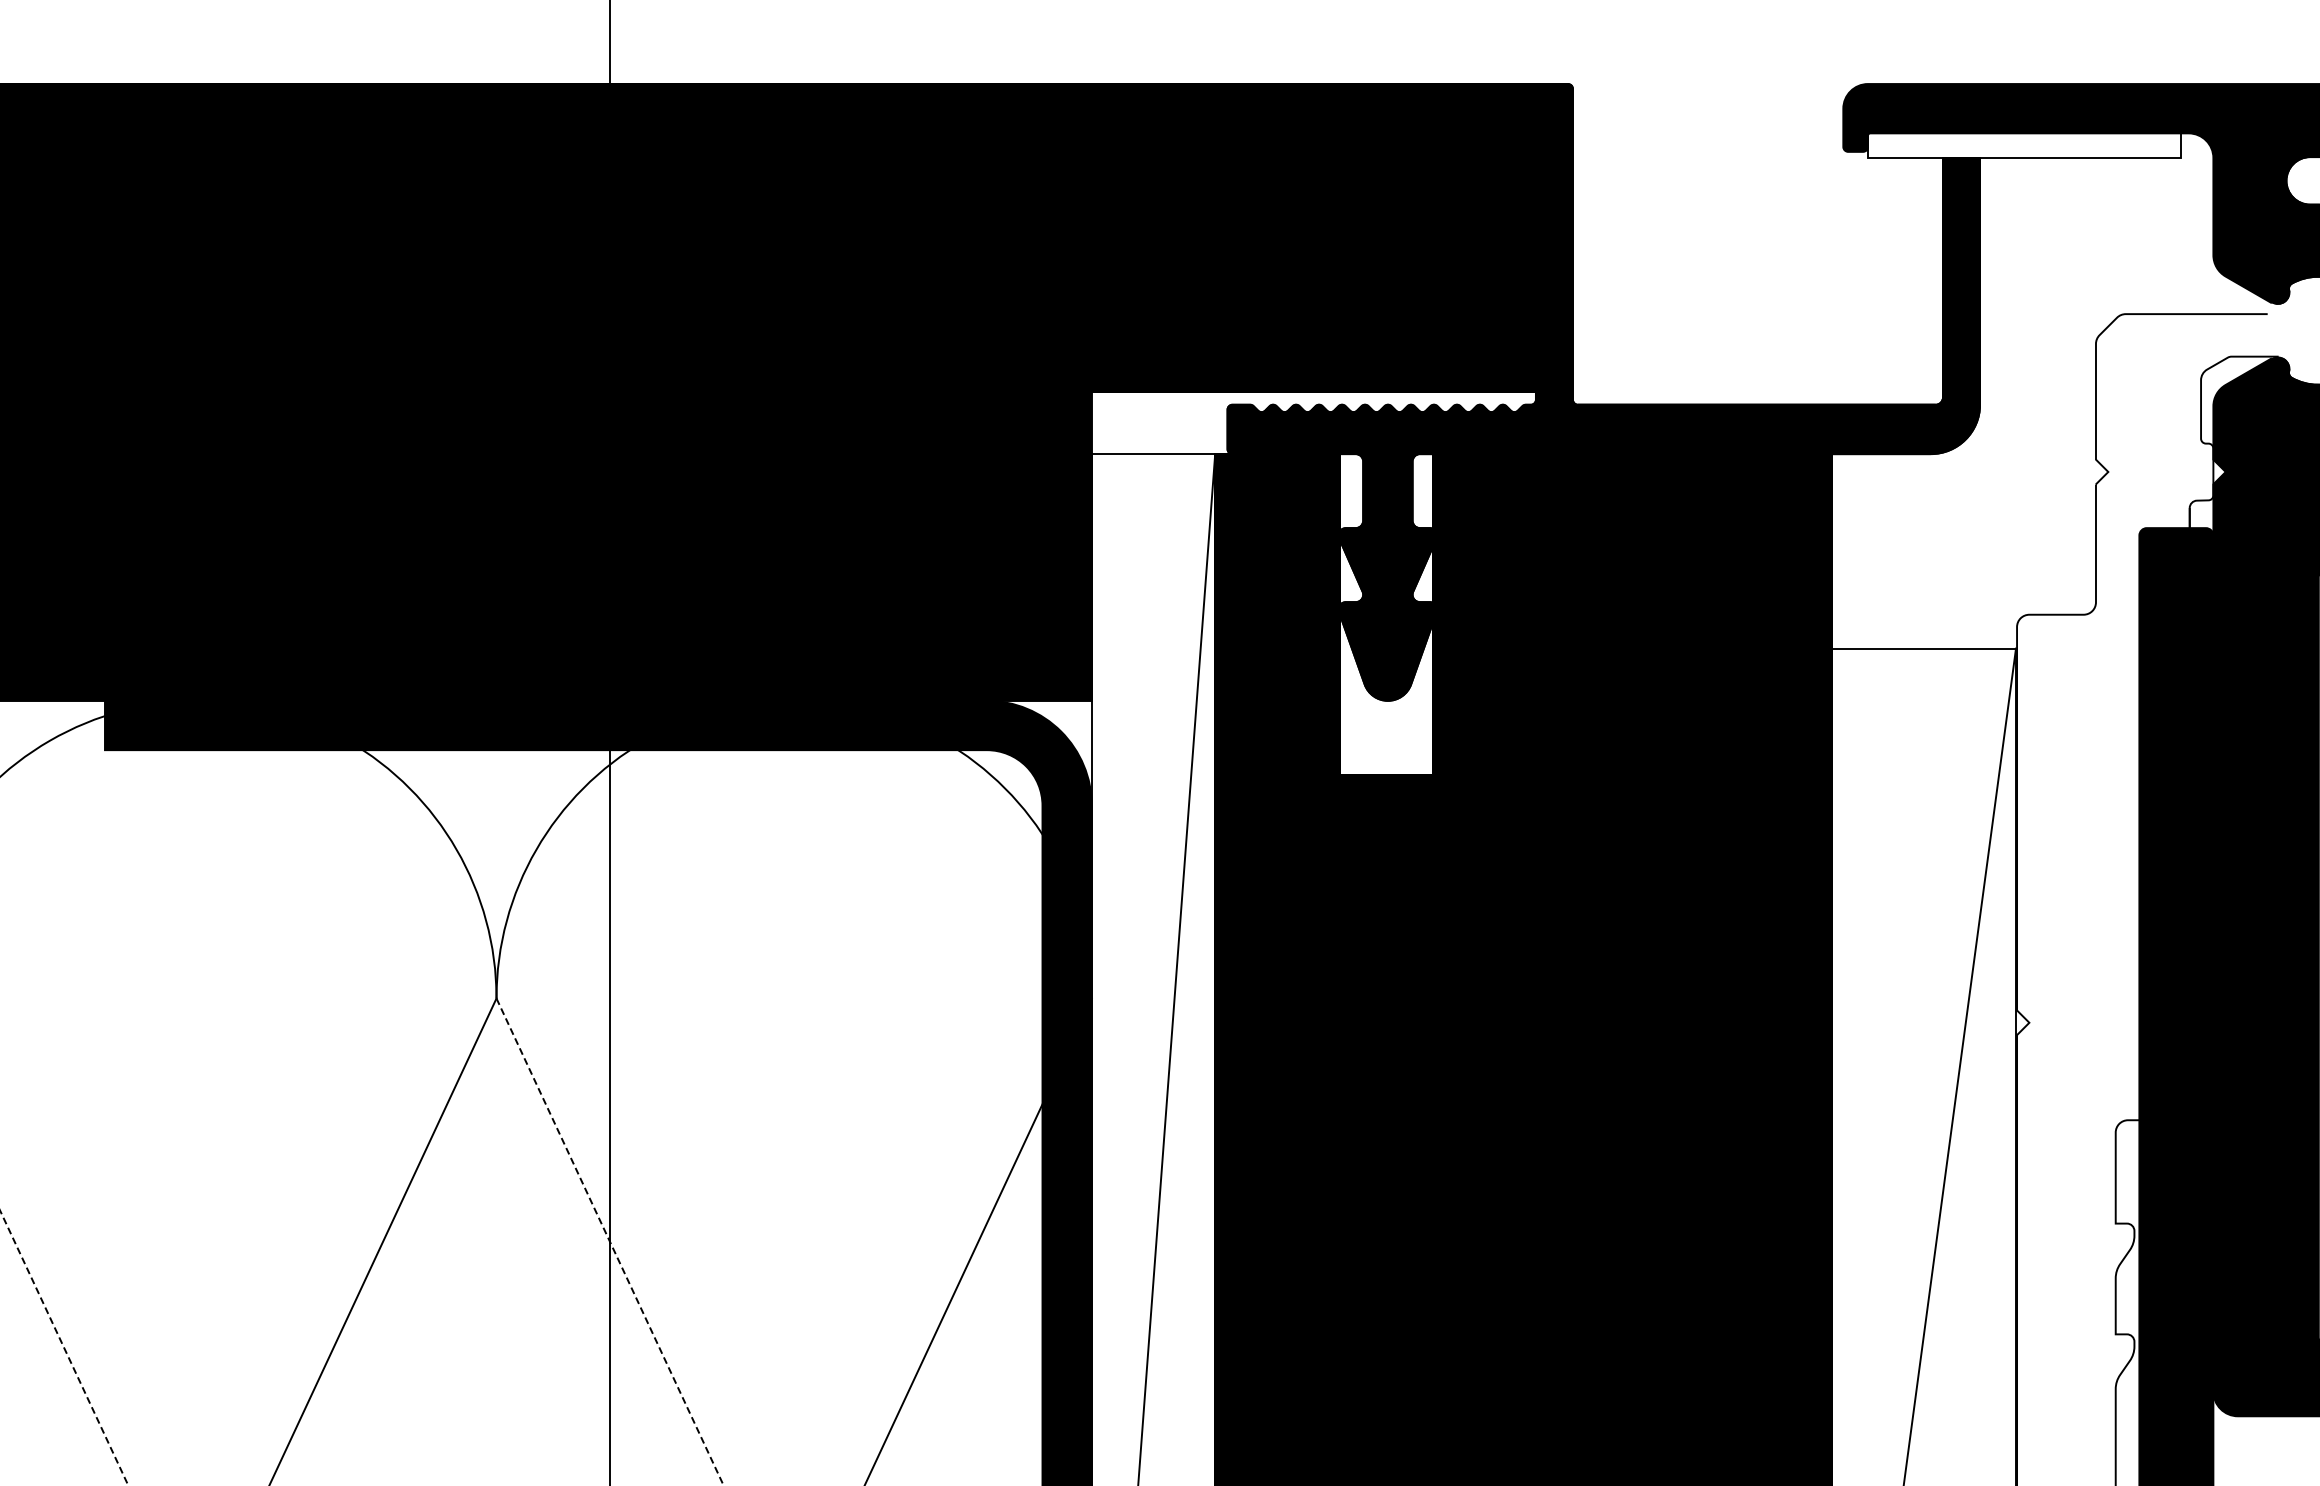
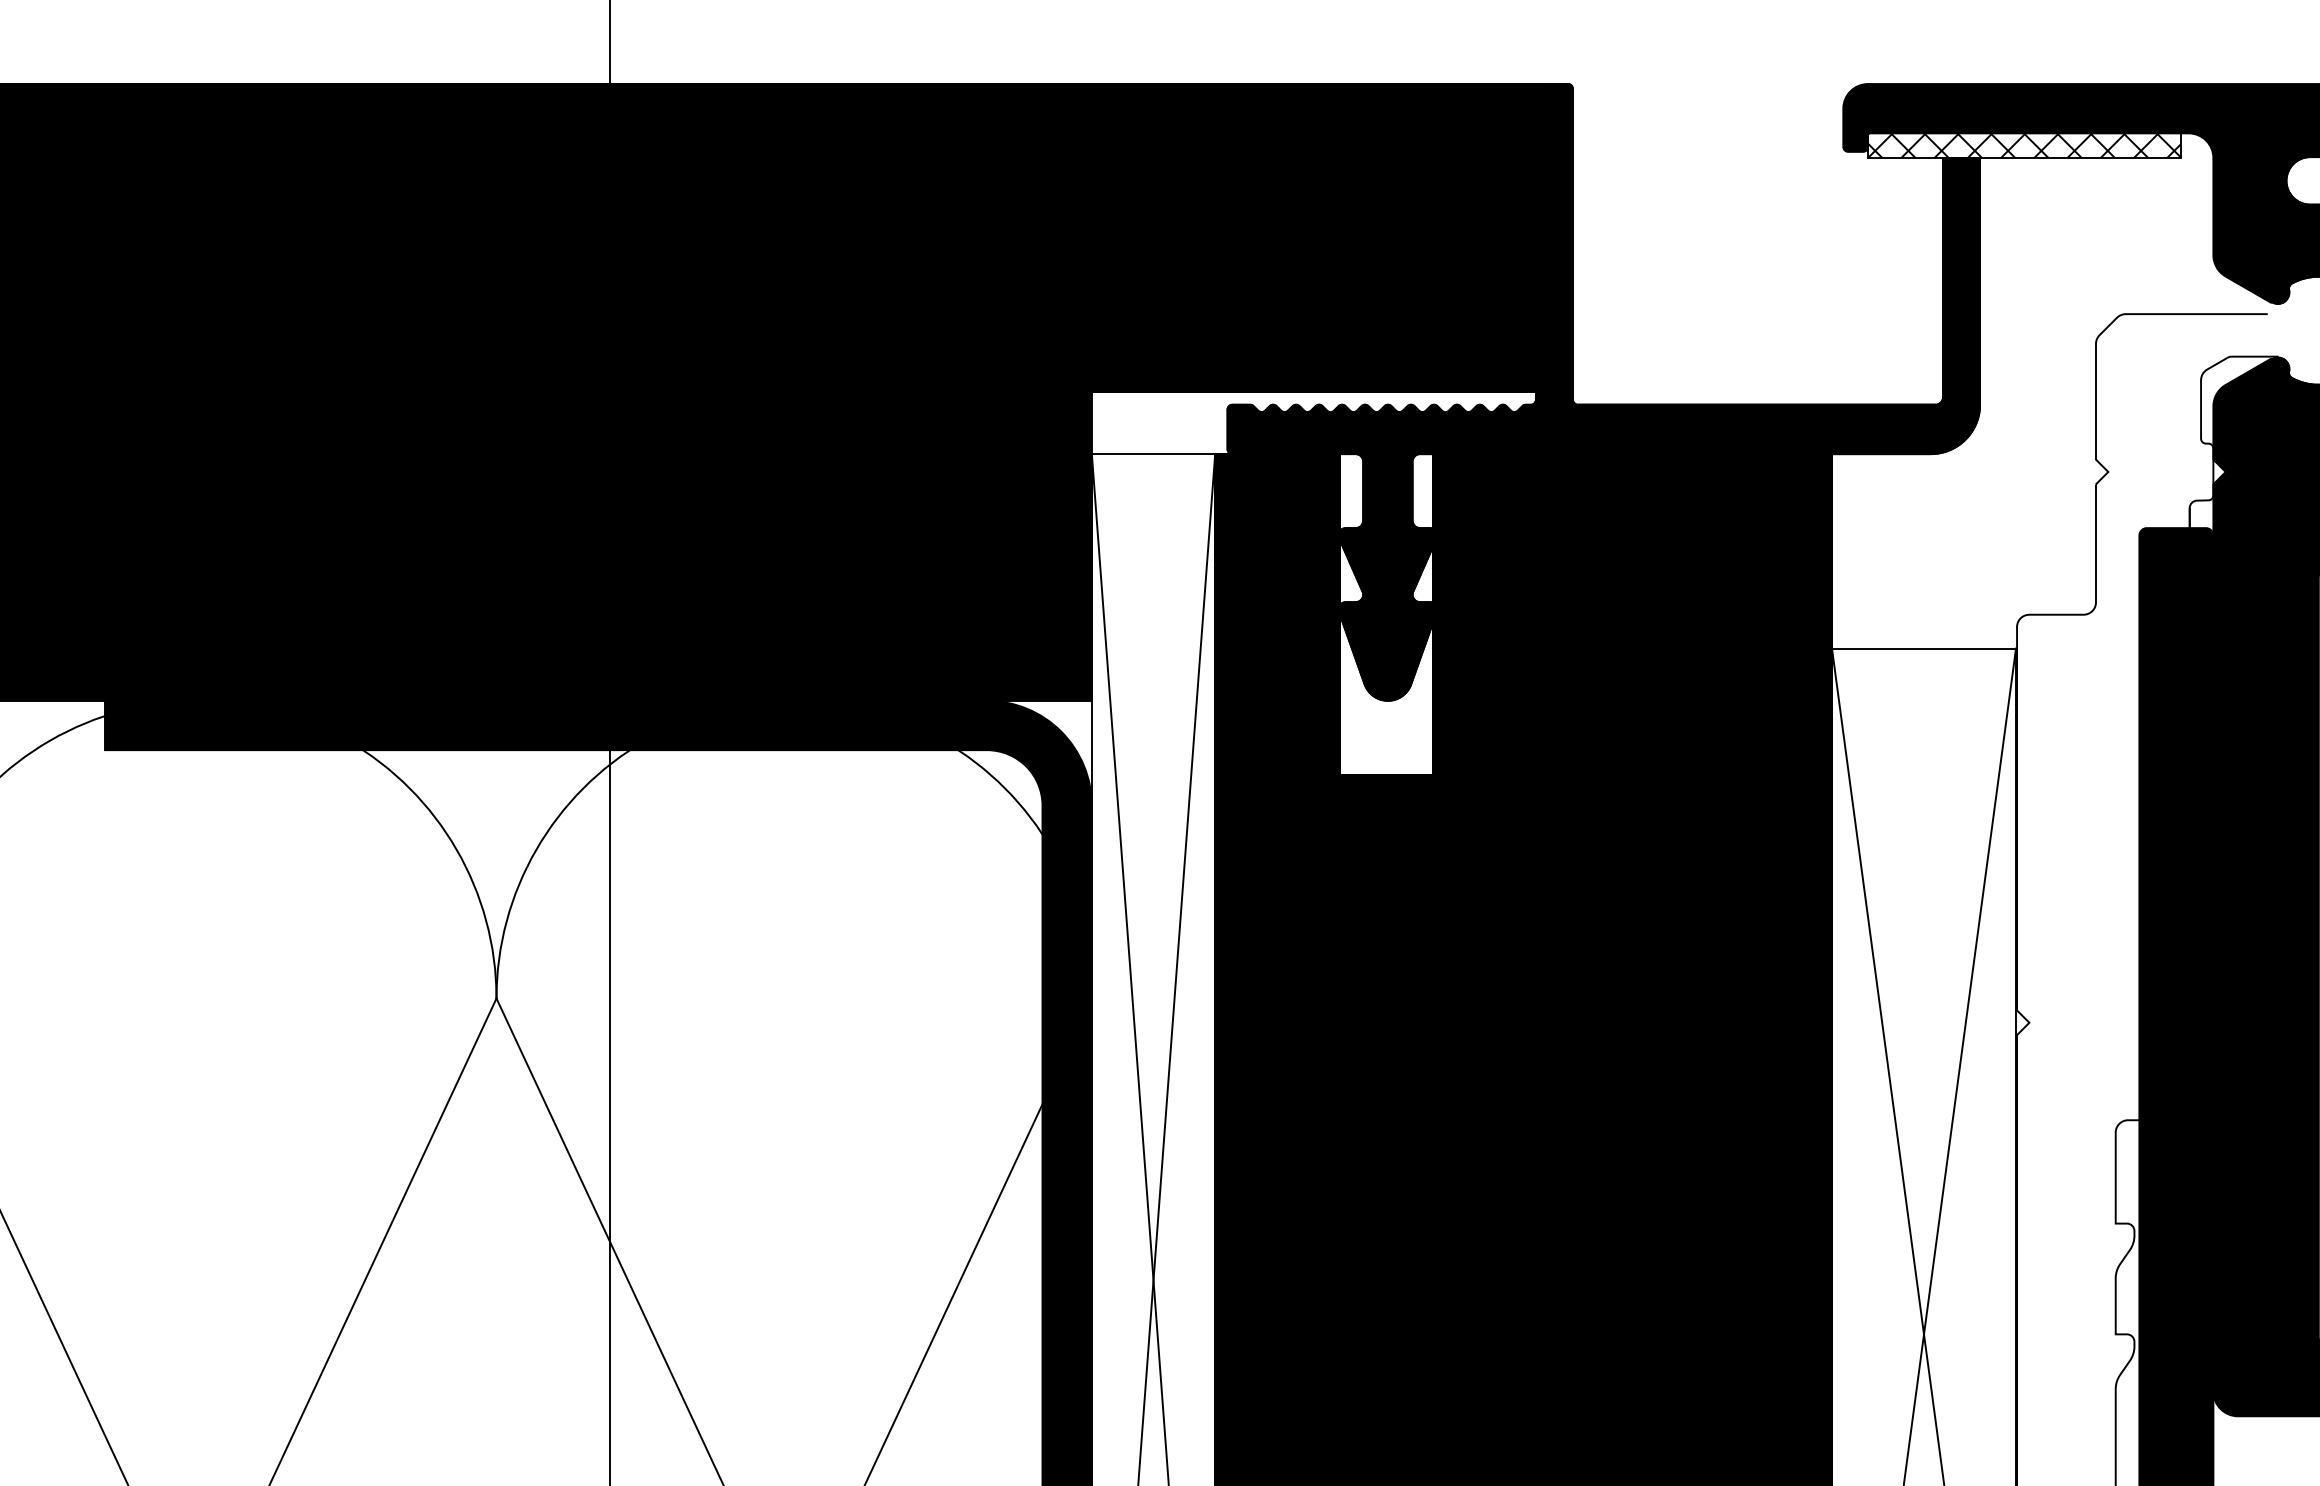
hatch: none -> present (2024, 145)
line: none -> present (1129, 968)
line: none -> present (1887, 1065)
line: dashed -> solid (610, 1242)
line: dashed -> solid (64, 1347)
